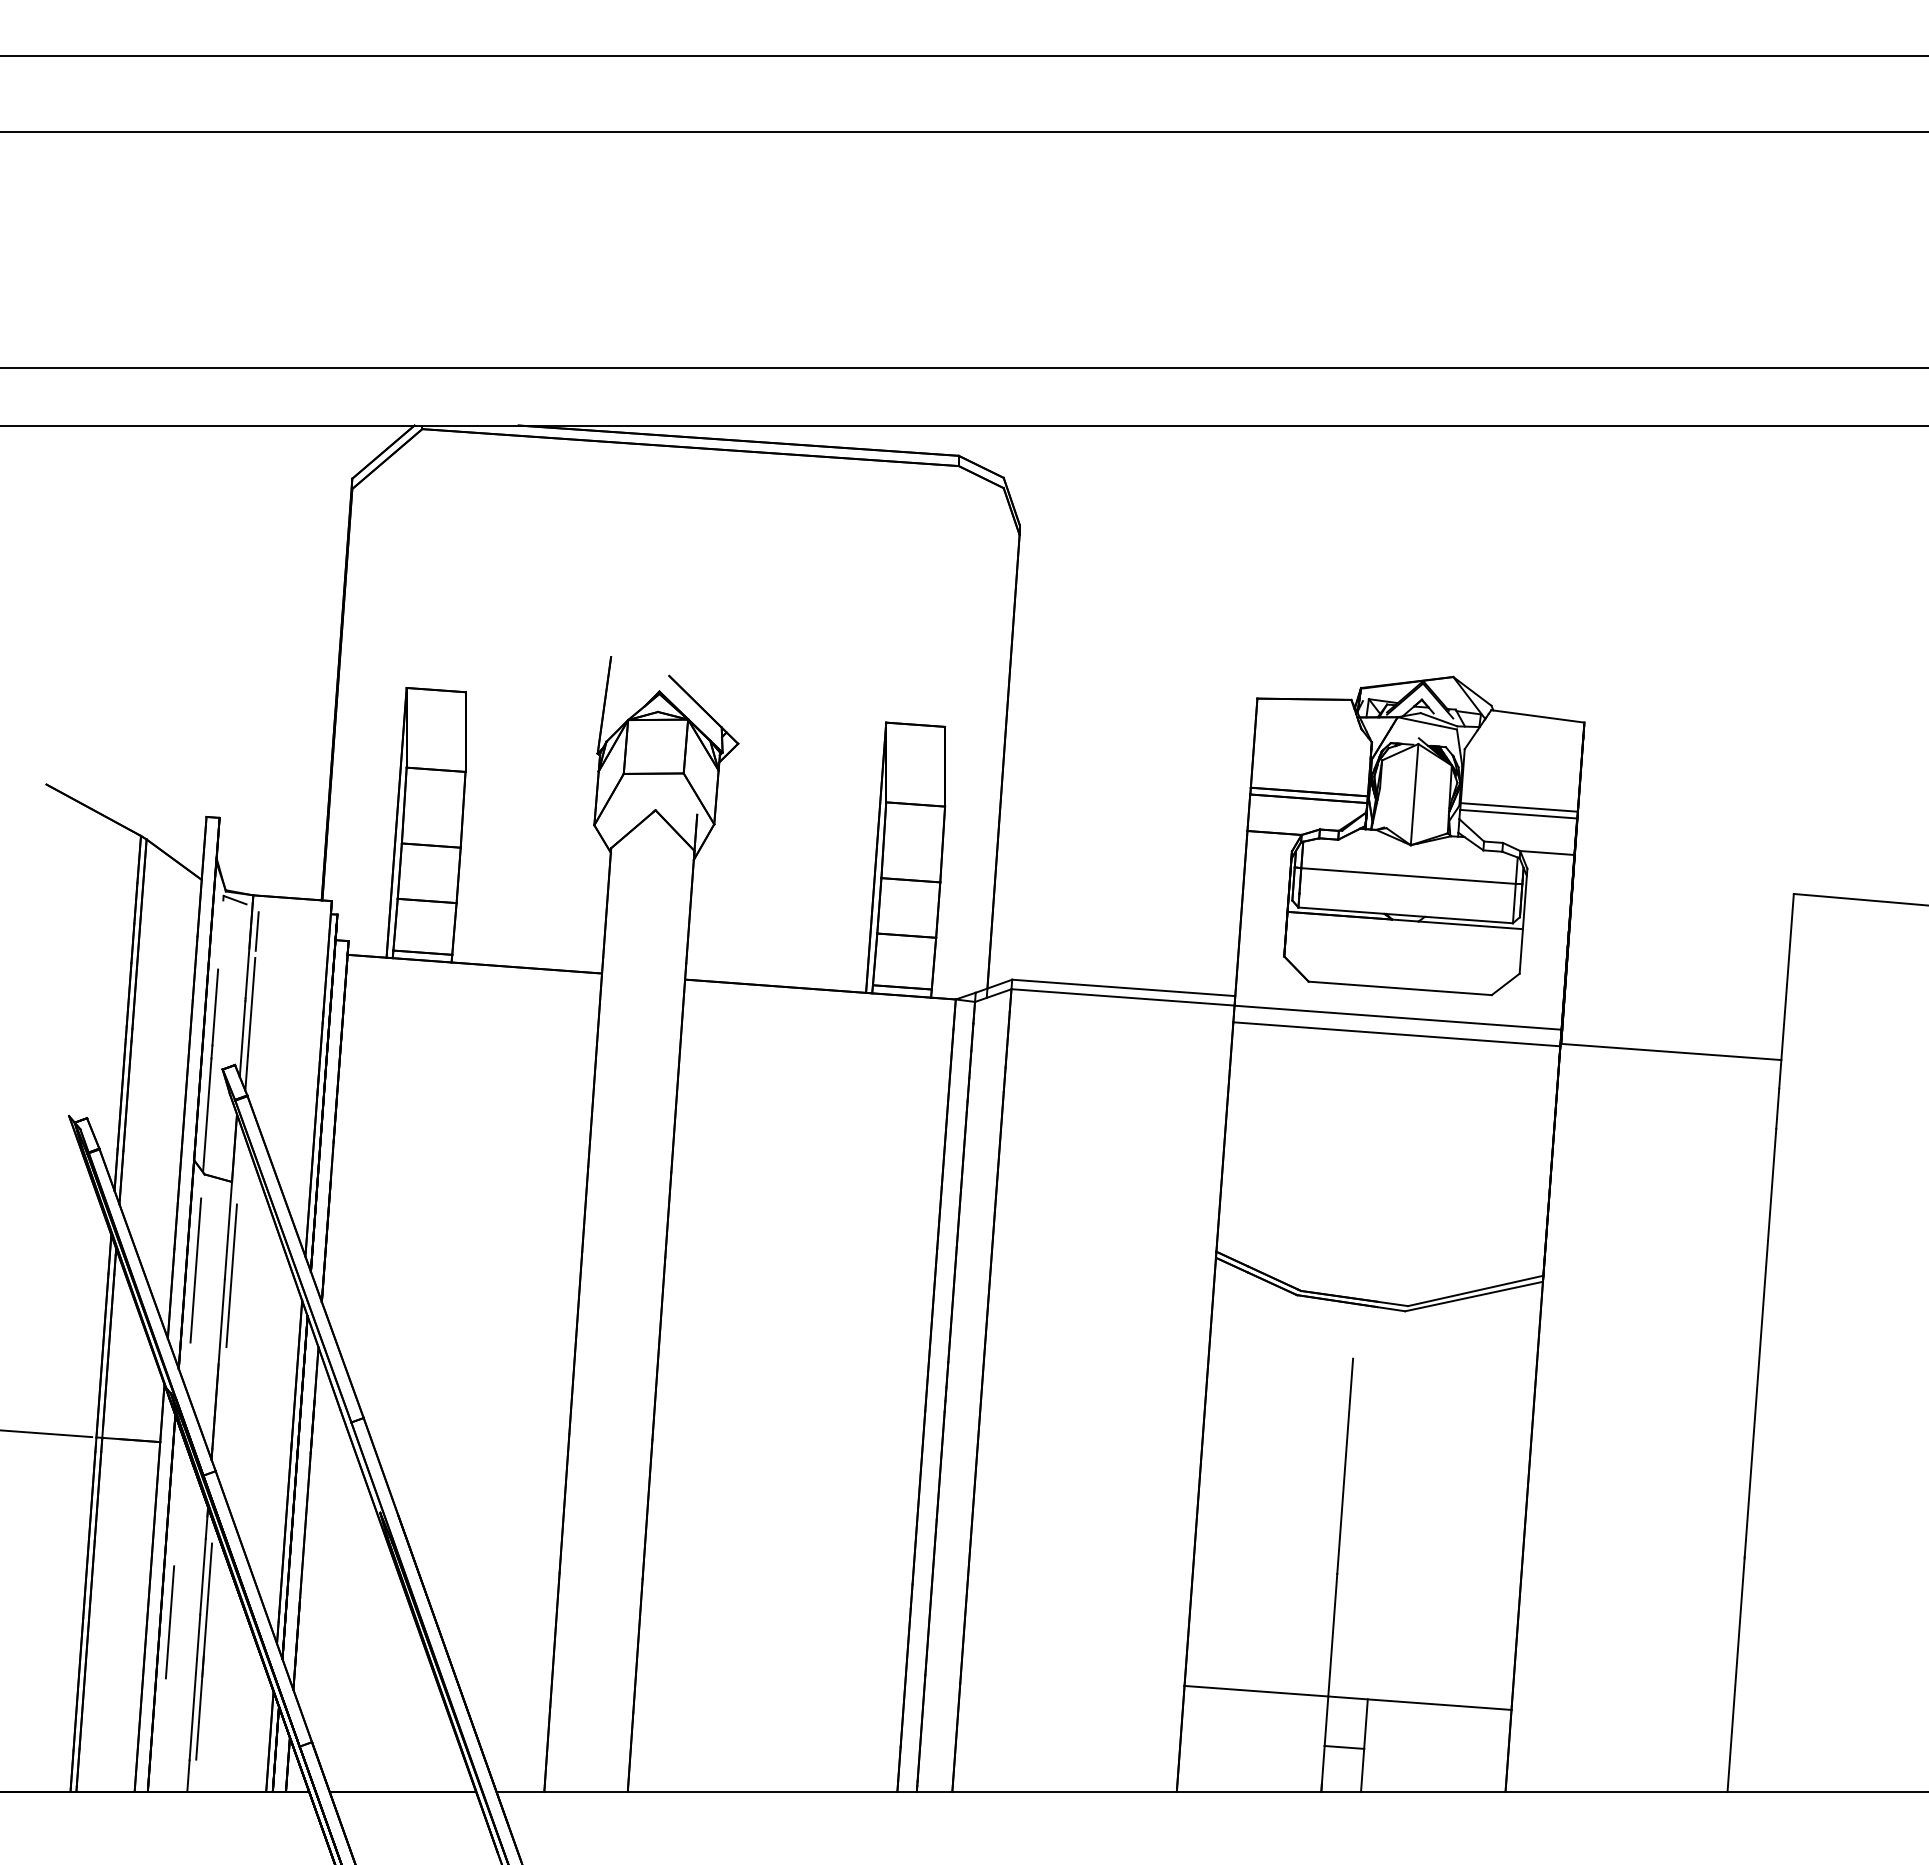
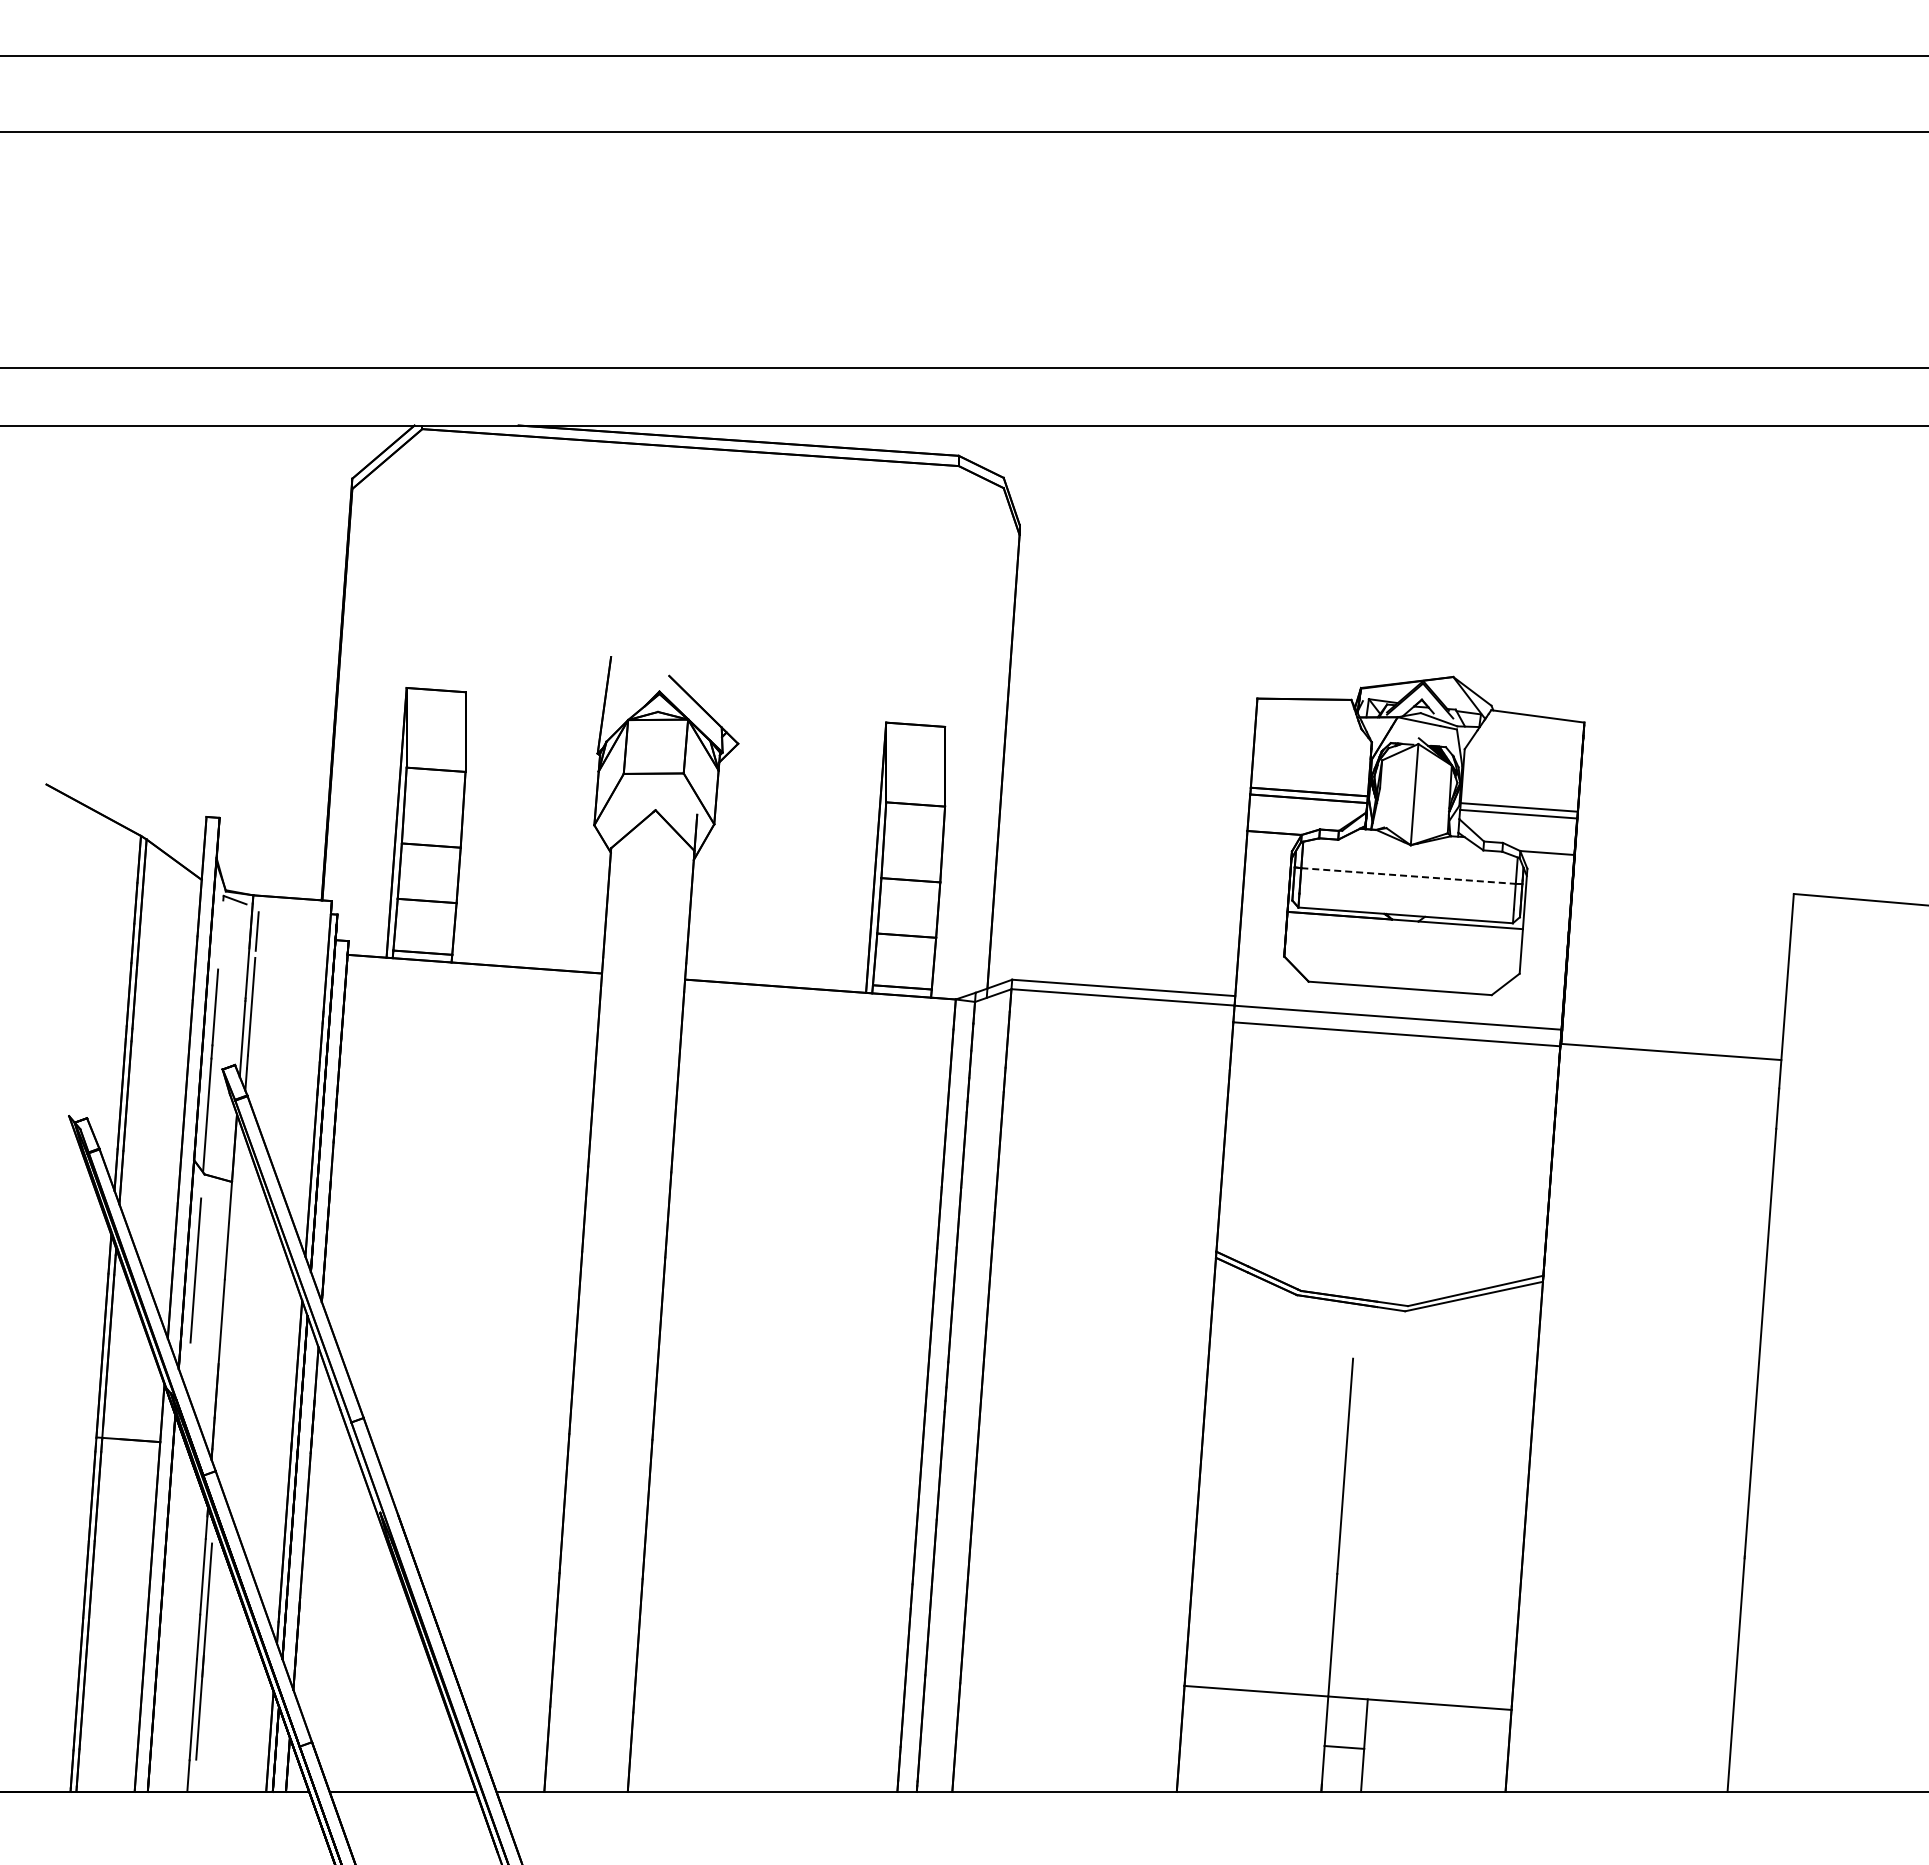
line: solid -> dashed (1408, 876)
line: present -> none (231, 1275)
line: present -> none (47, 1433)
line: present -> none (169, 1622)
